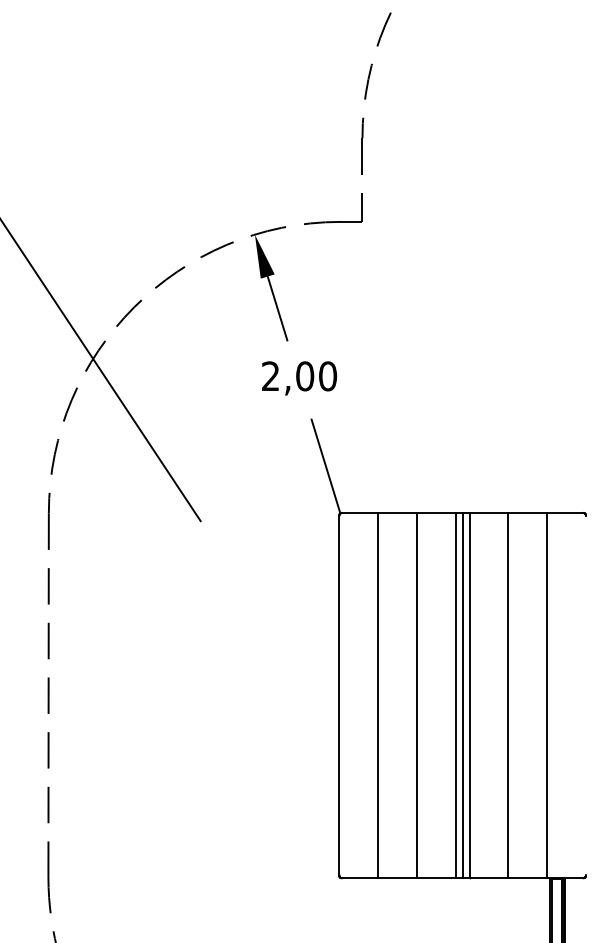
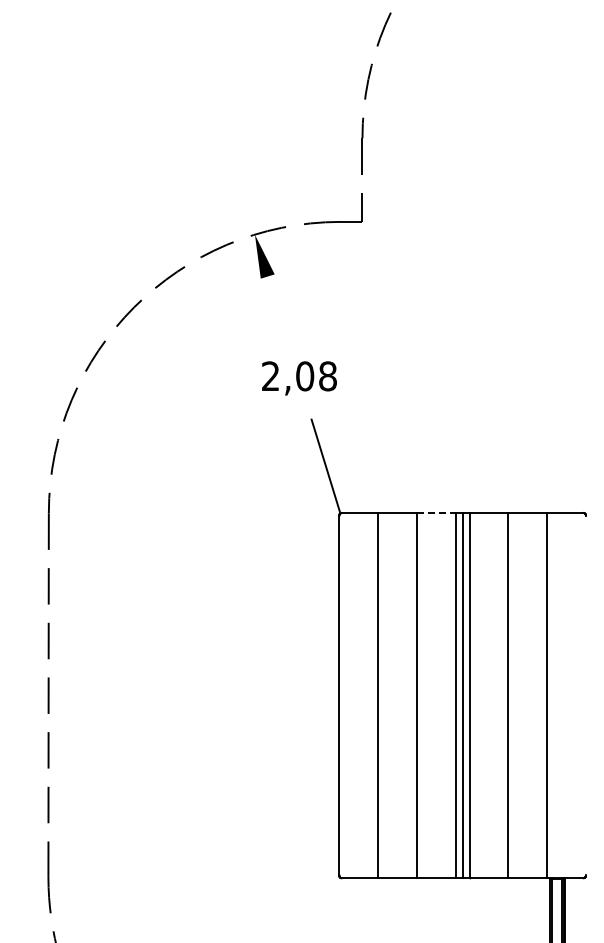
line: present -> none (277, 308)
line: present -> none (101, 371)
text: 2,00 -> 2,08 (328, 376)
line: solid -> dashed (436, 513)
